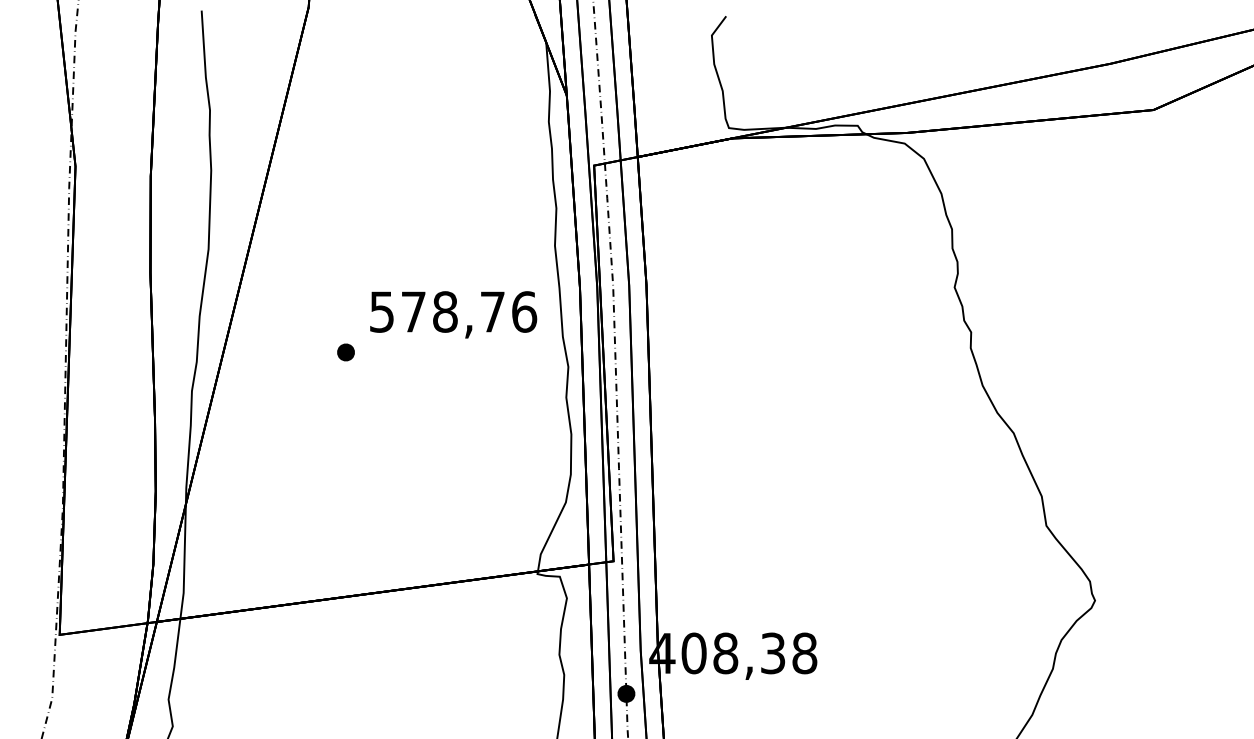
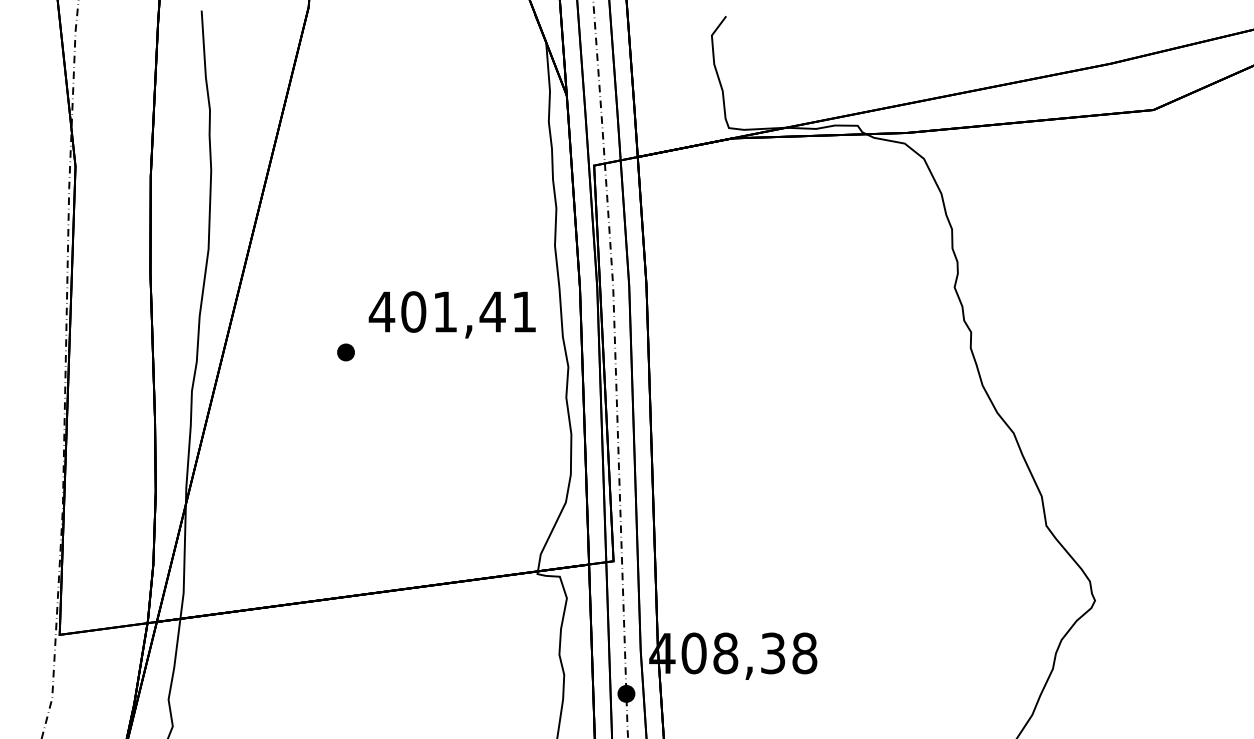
text: 578,76 -> 401,41 (452, 311)
